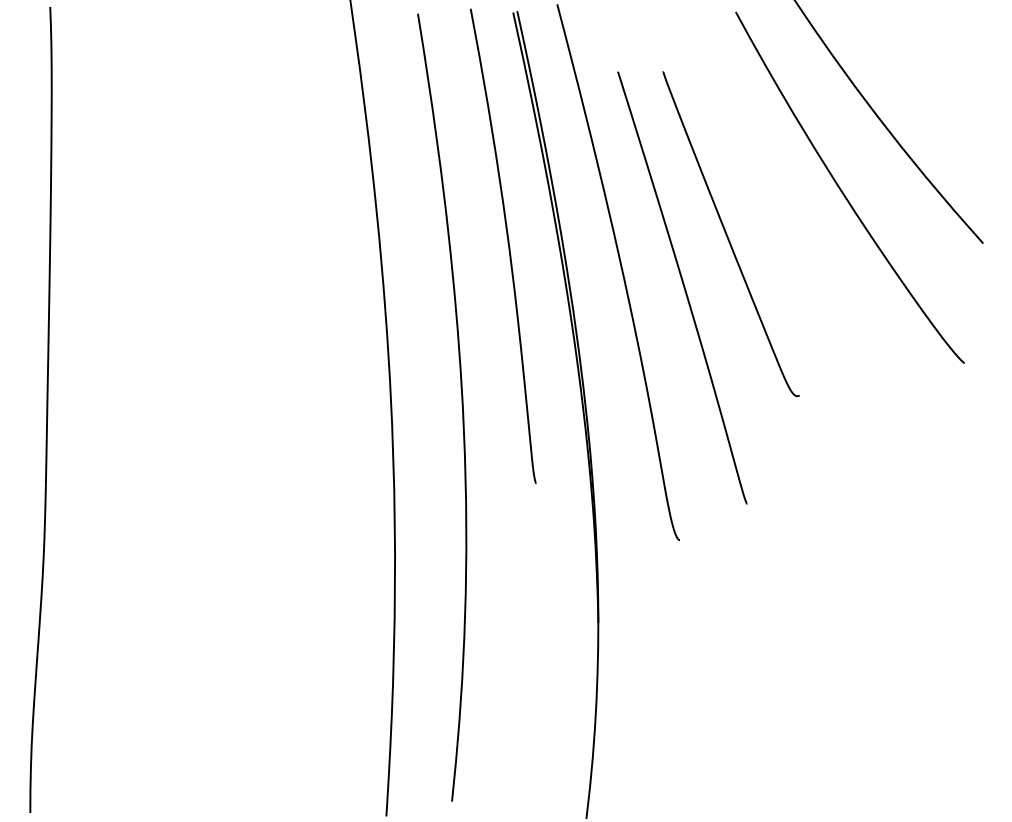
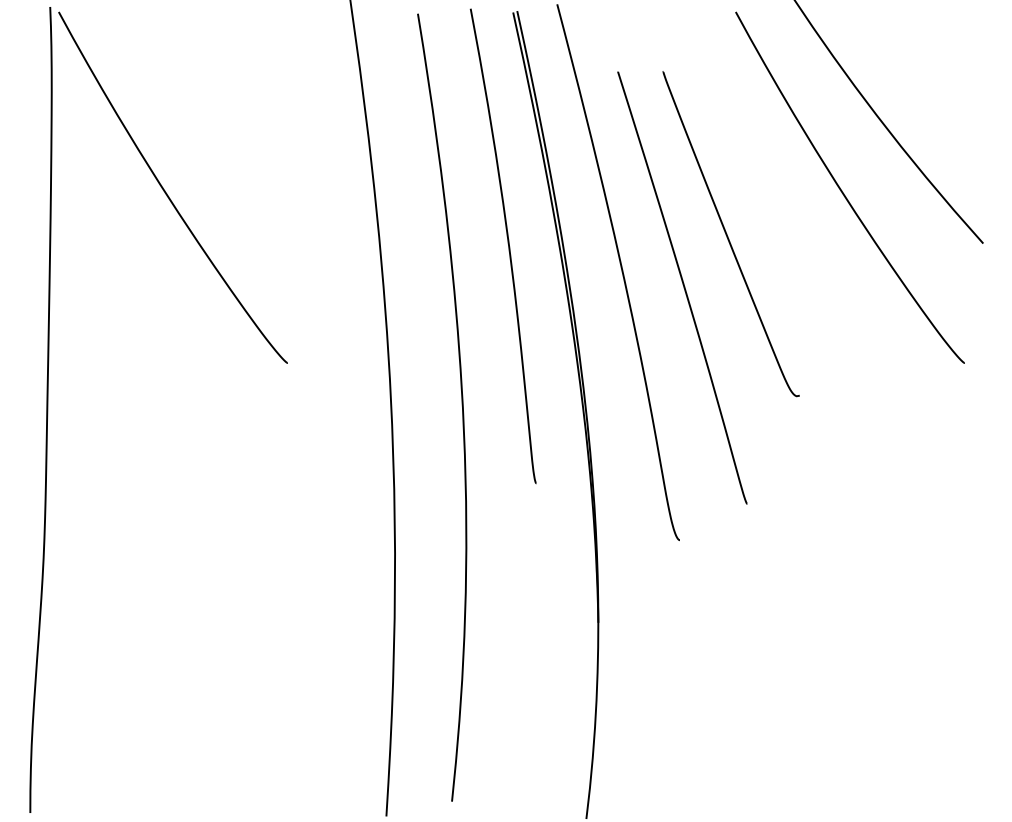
curve: none -> present (165, 190)
